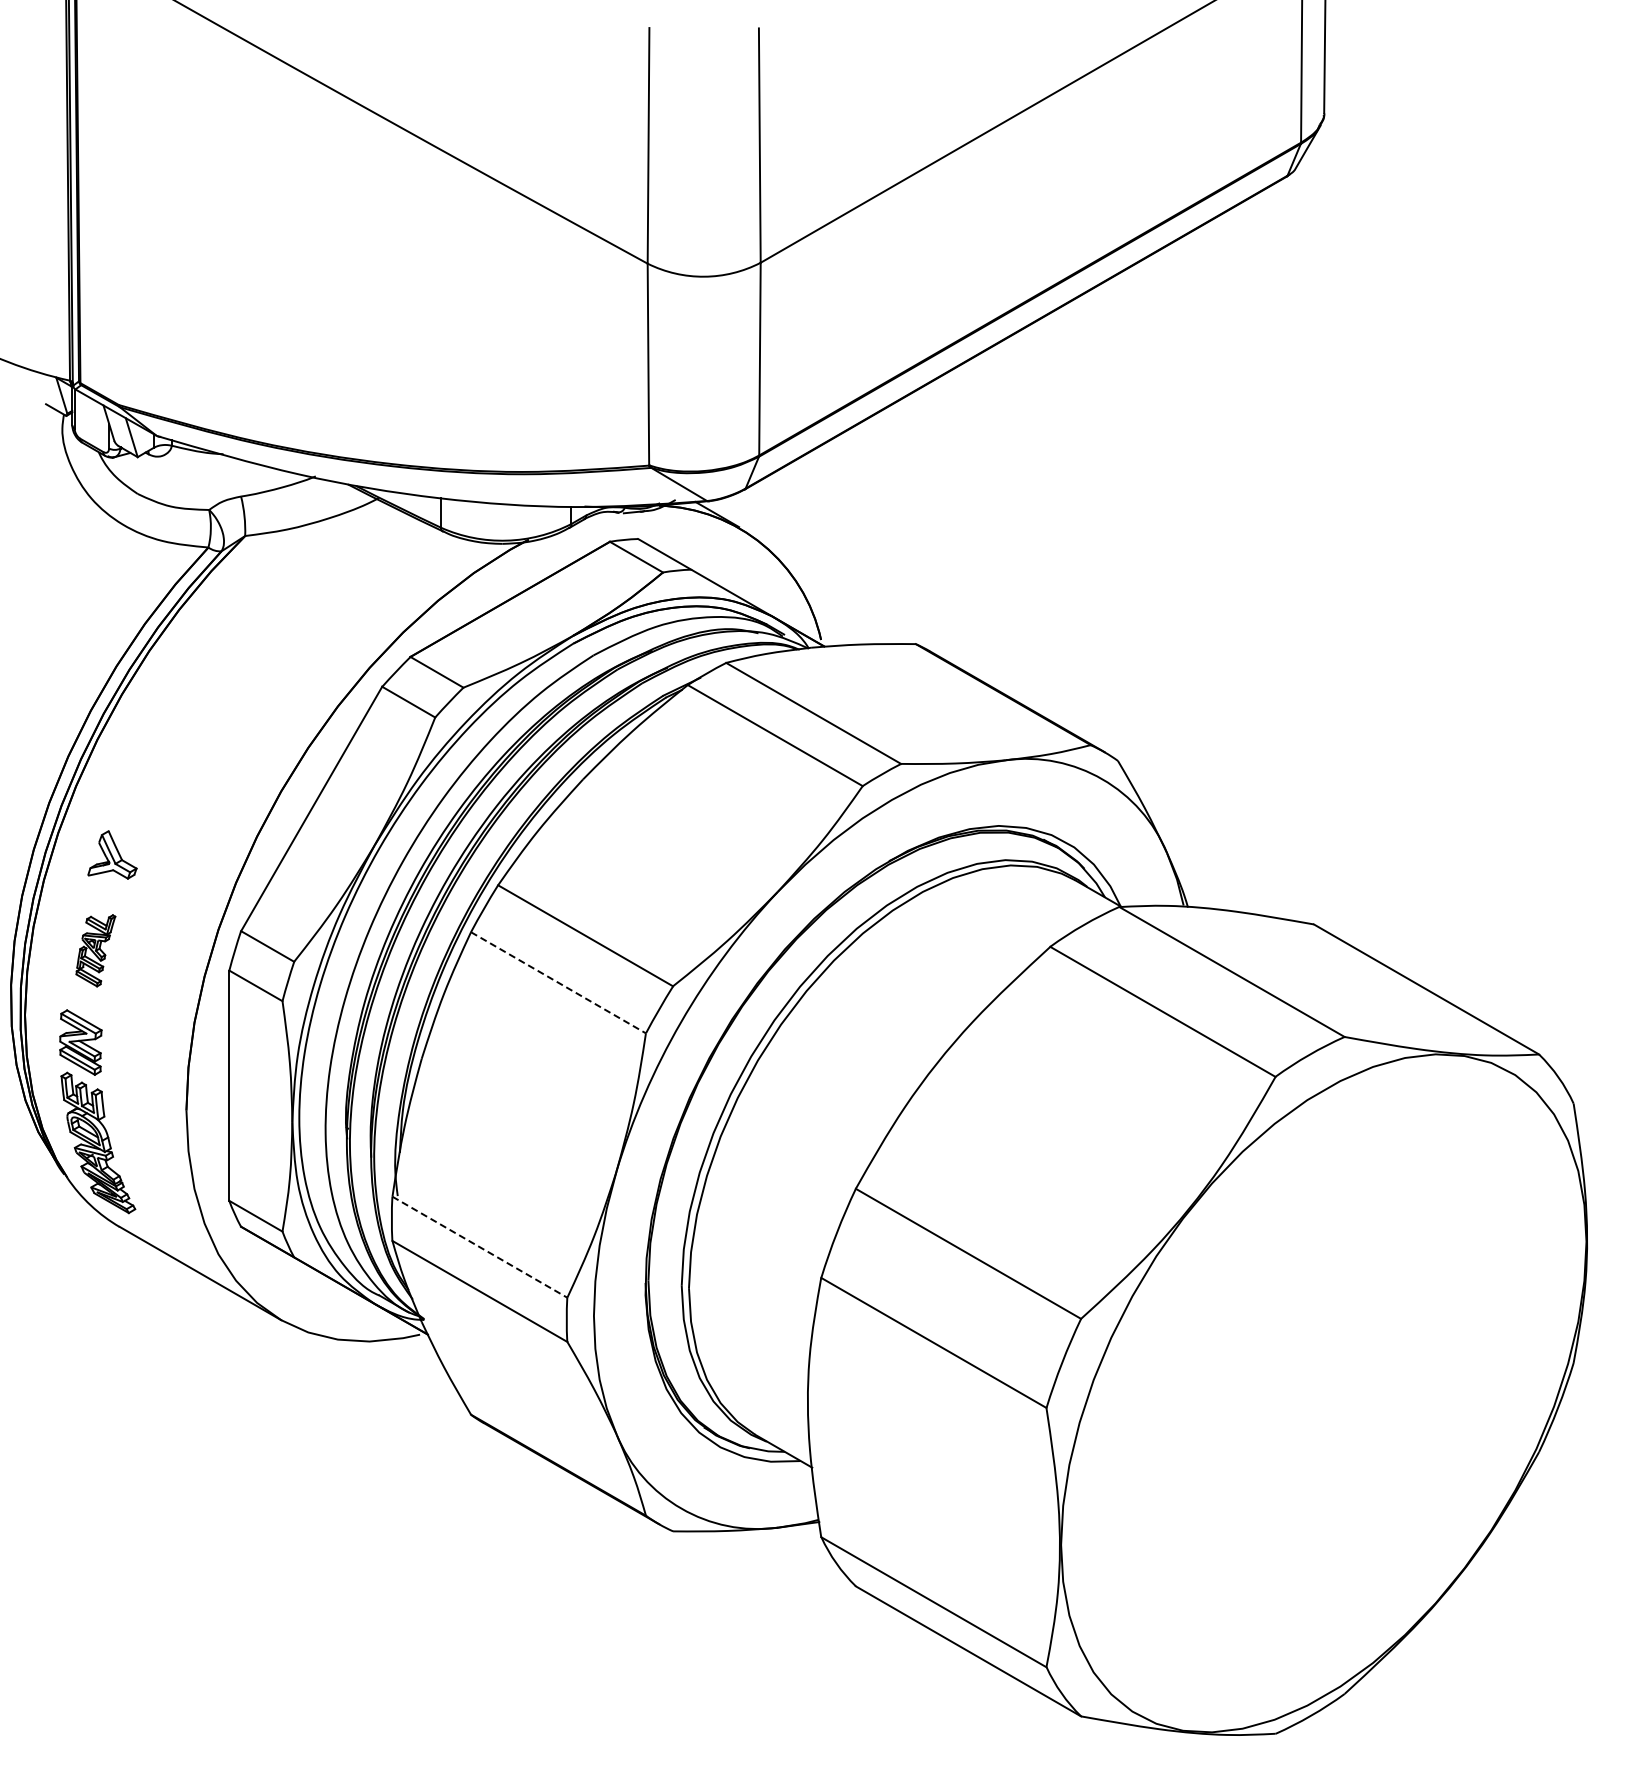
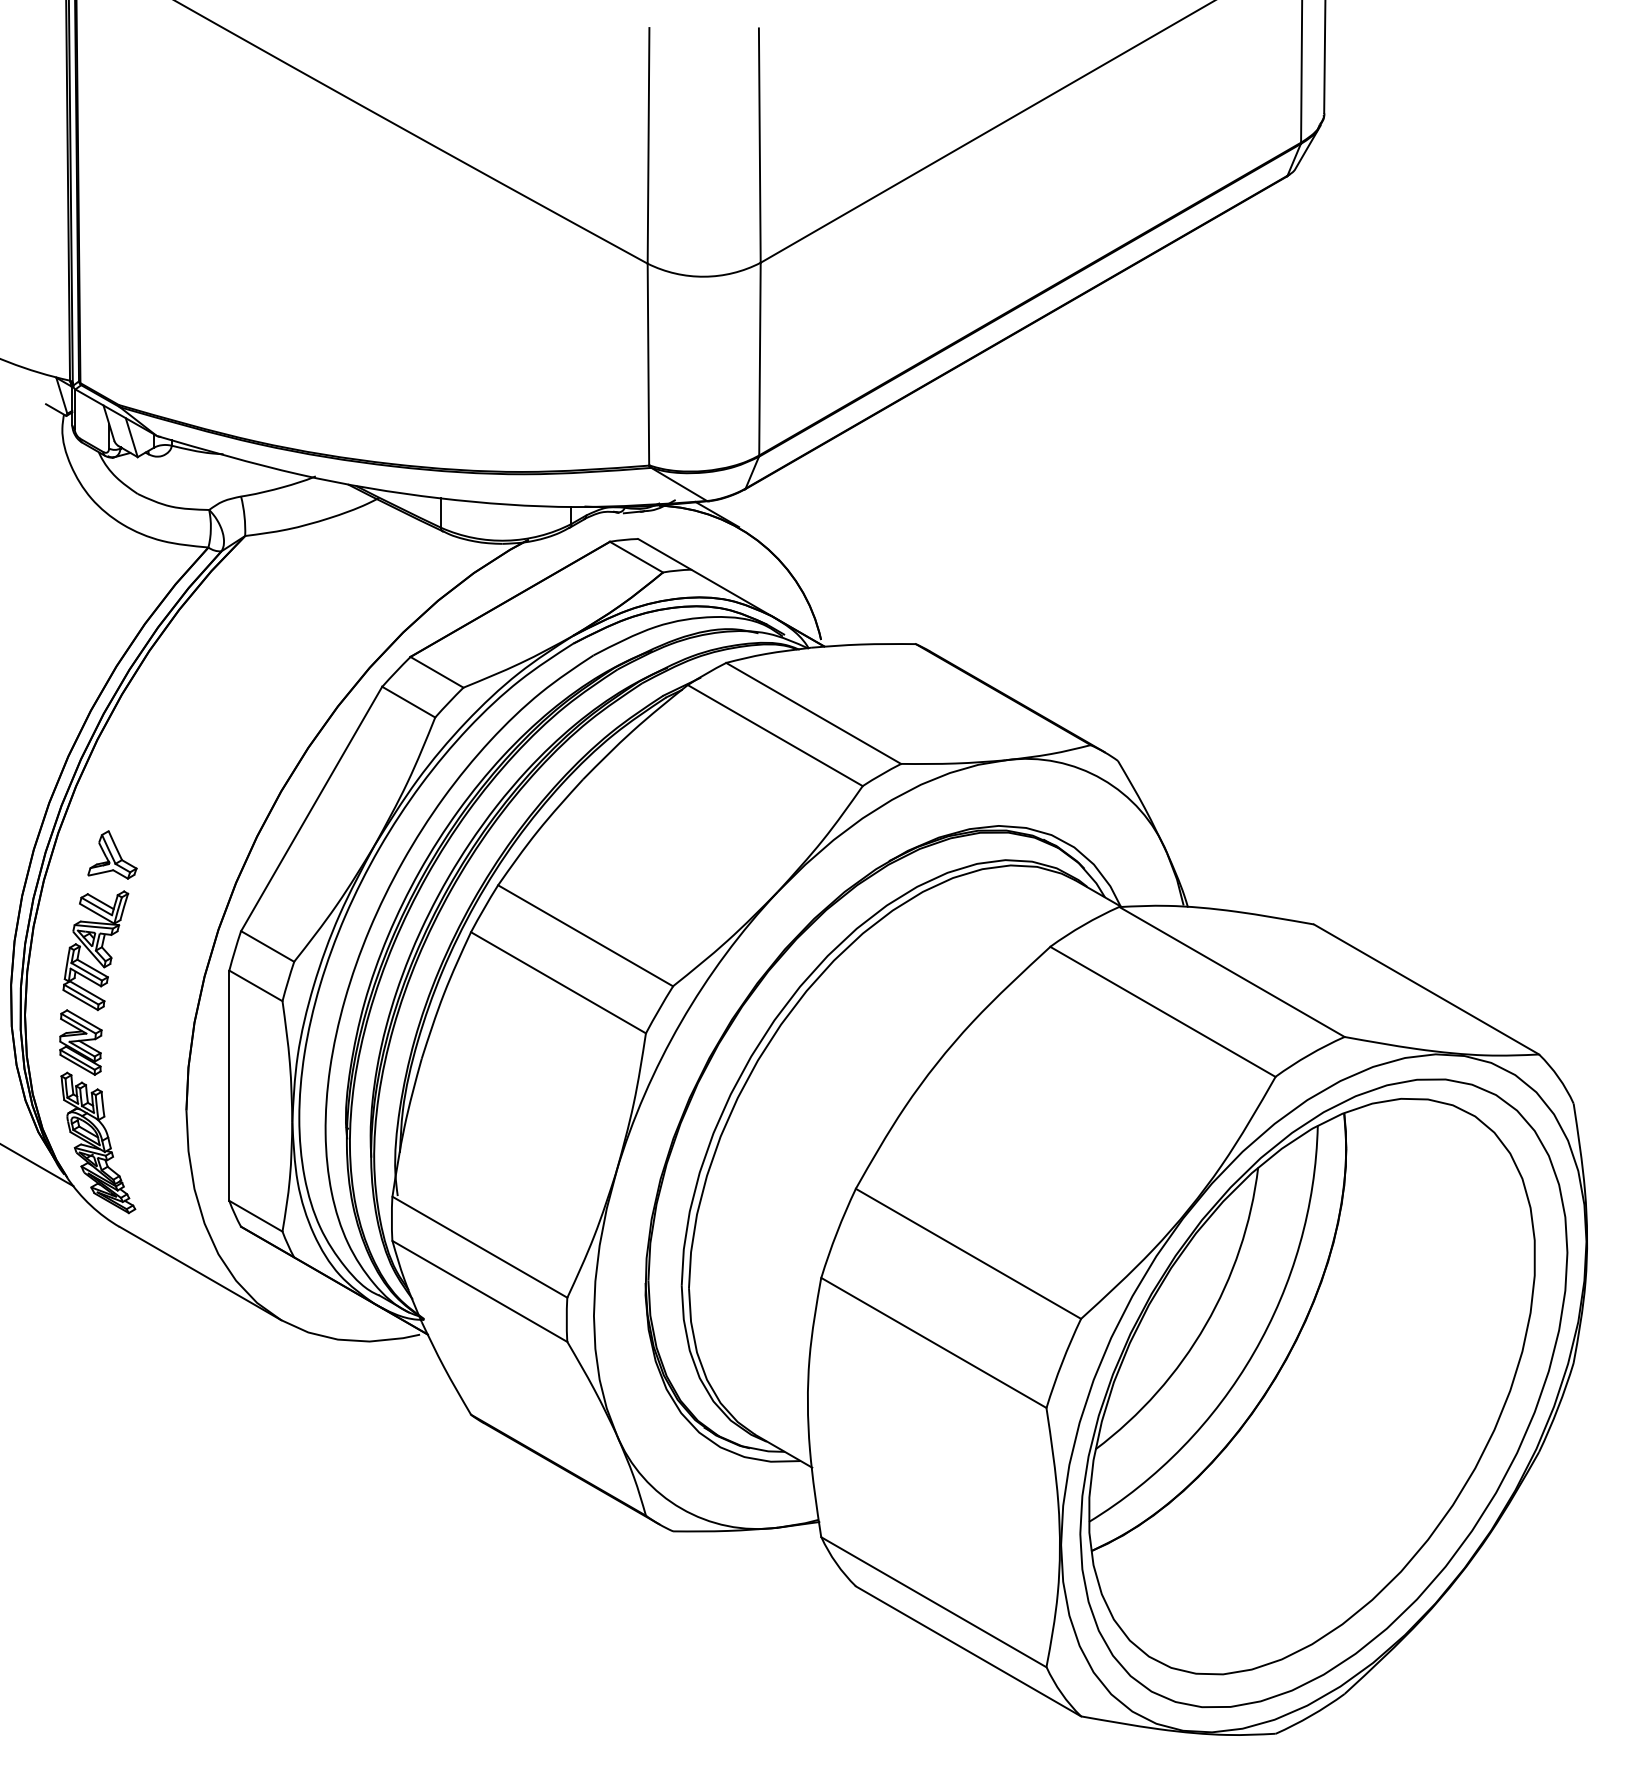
part size: 42x74 px -> 68x122 px (95, 950)
line: dashed -> solid (558, 983)
line: none -> present (37, 1165)
line: dashed -> solid (479, 1247)
part: none -> present (1323, 1393)
